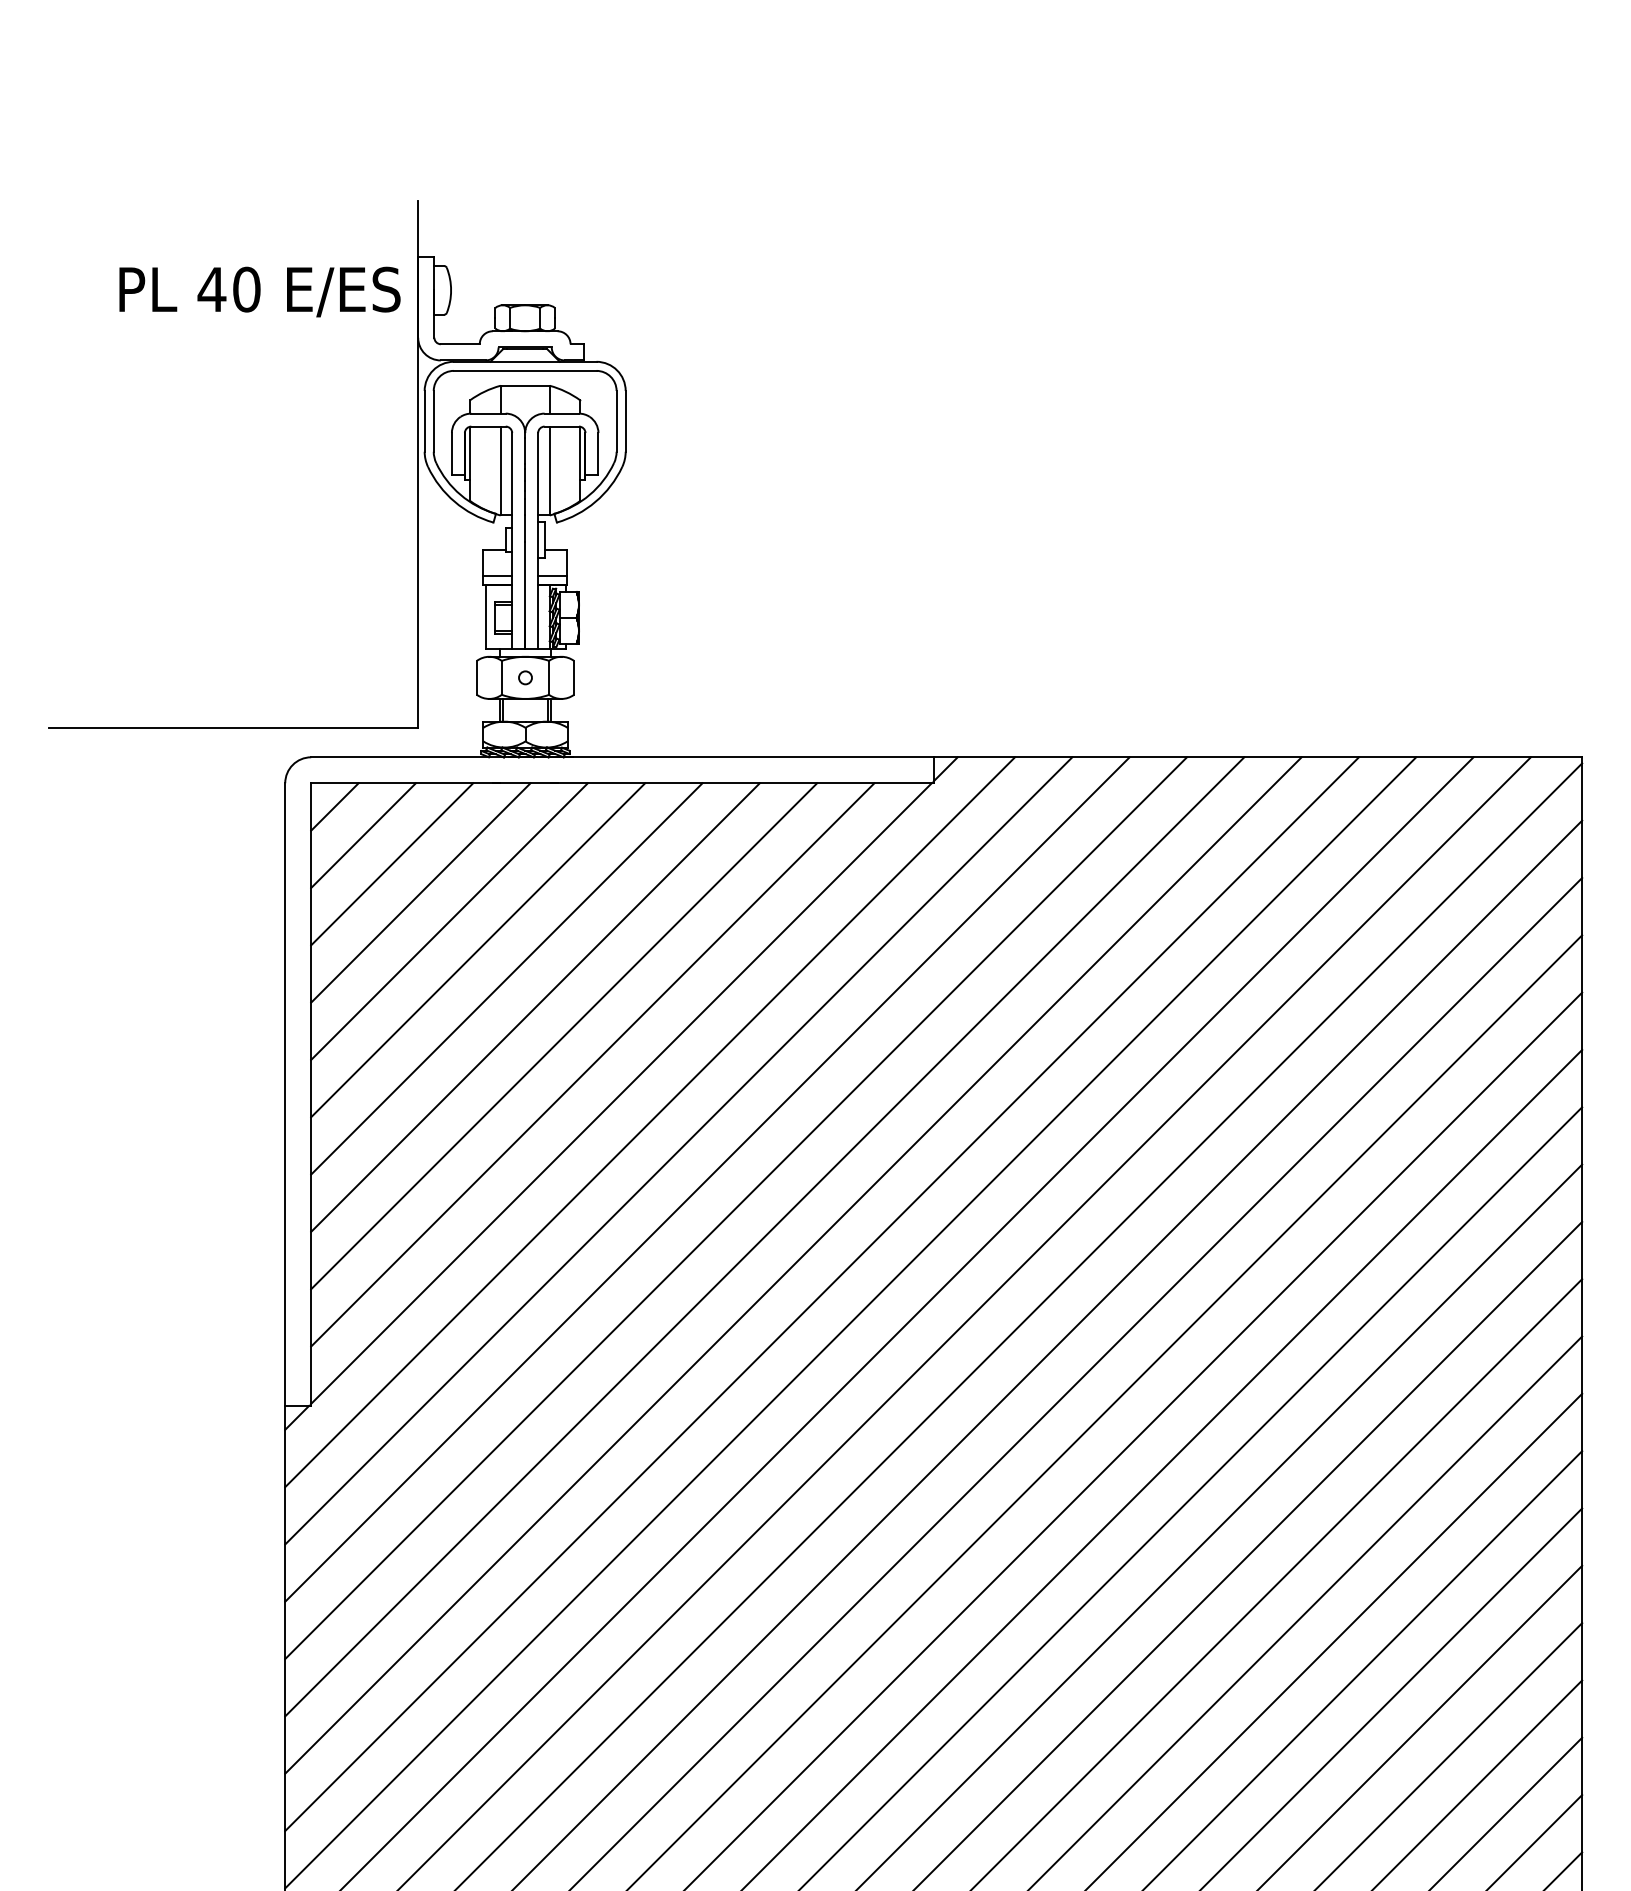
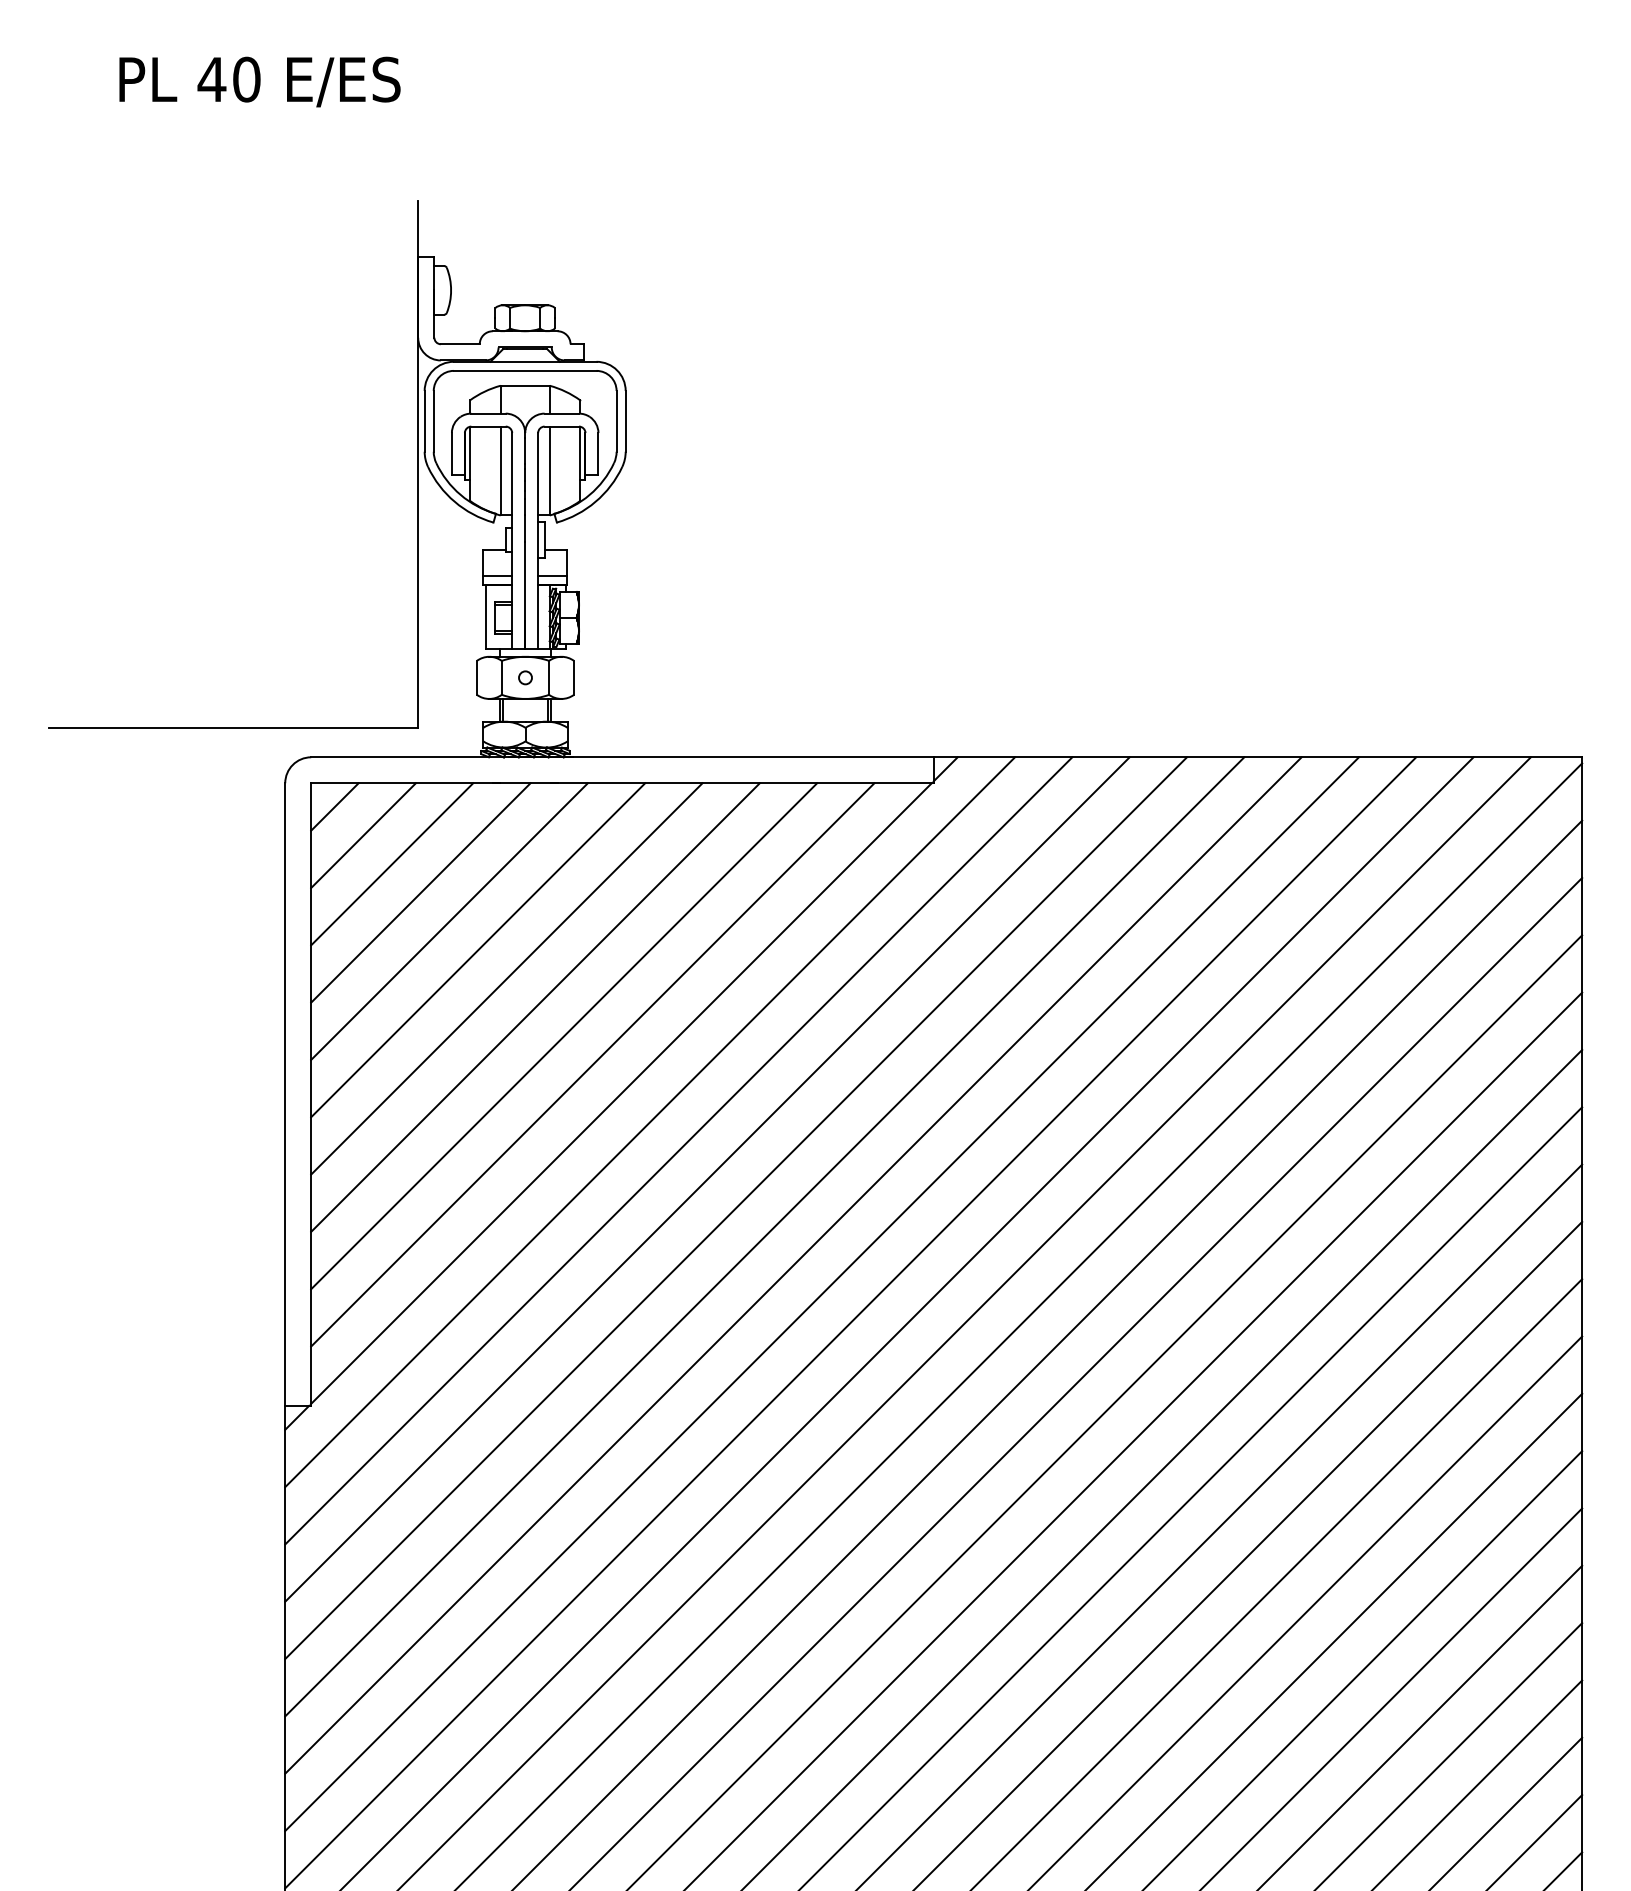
text position: (259, 291) -> (259, 81) (259, 81)
